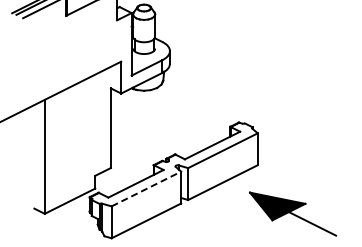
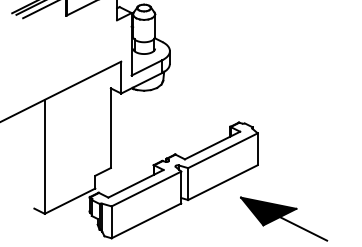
line: dashed -> solid (146, 189)
part position: (293, 213) -> (284, 218) (284, 218)
